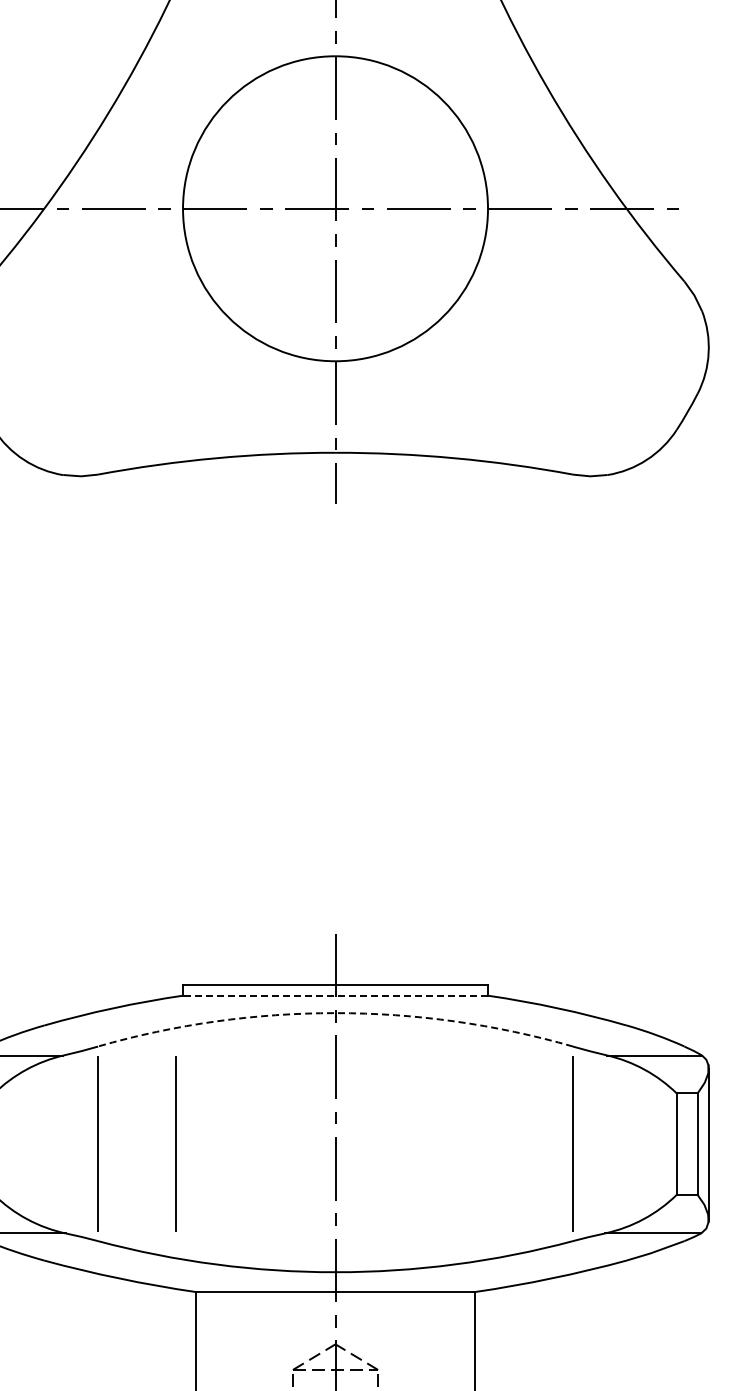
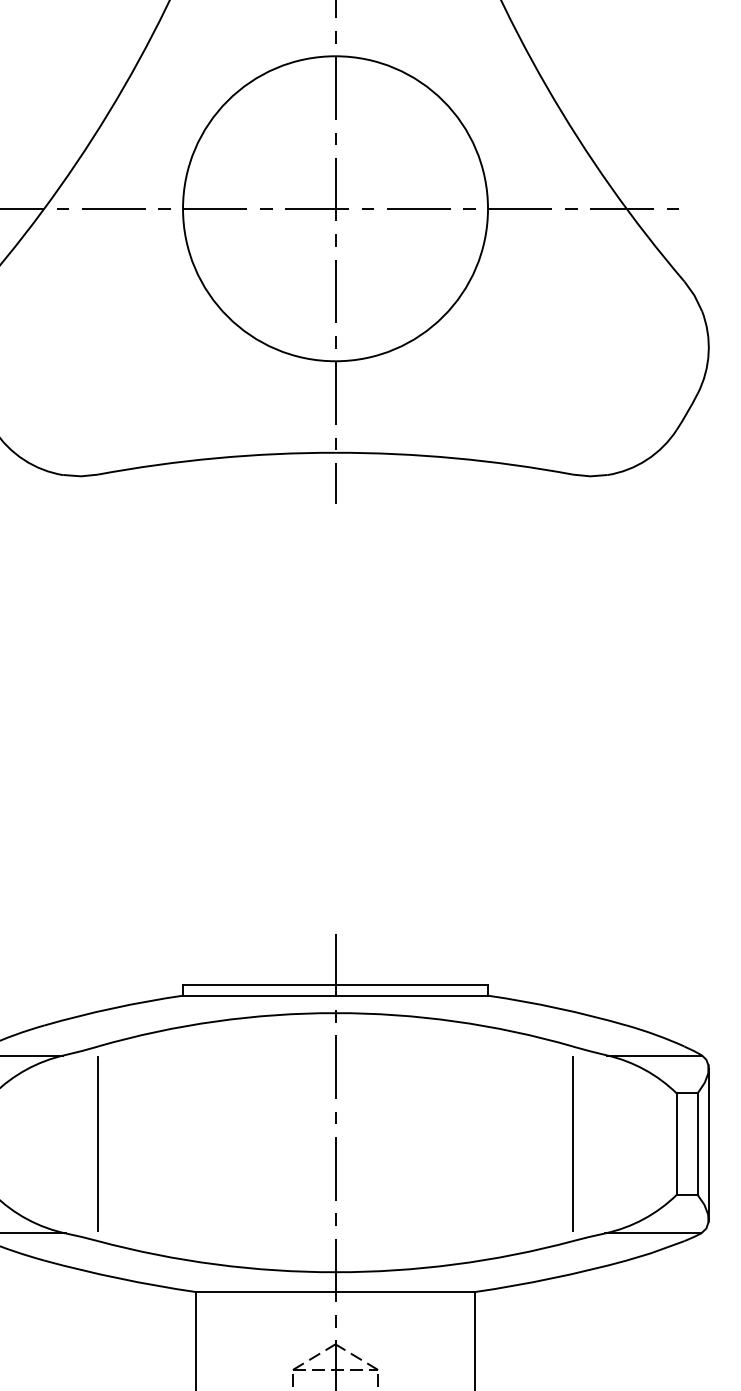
line: dashed -> solid (335, 995)
arc: dashed -> solid (335, 1013)
line: present -> none (175, 1143)
